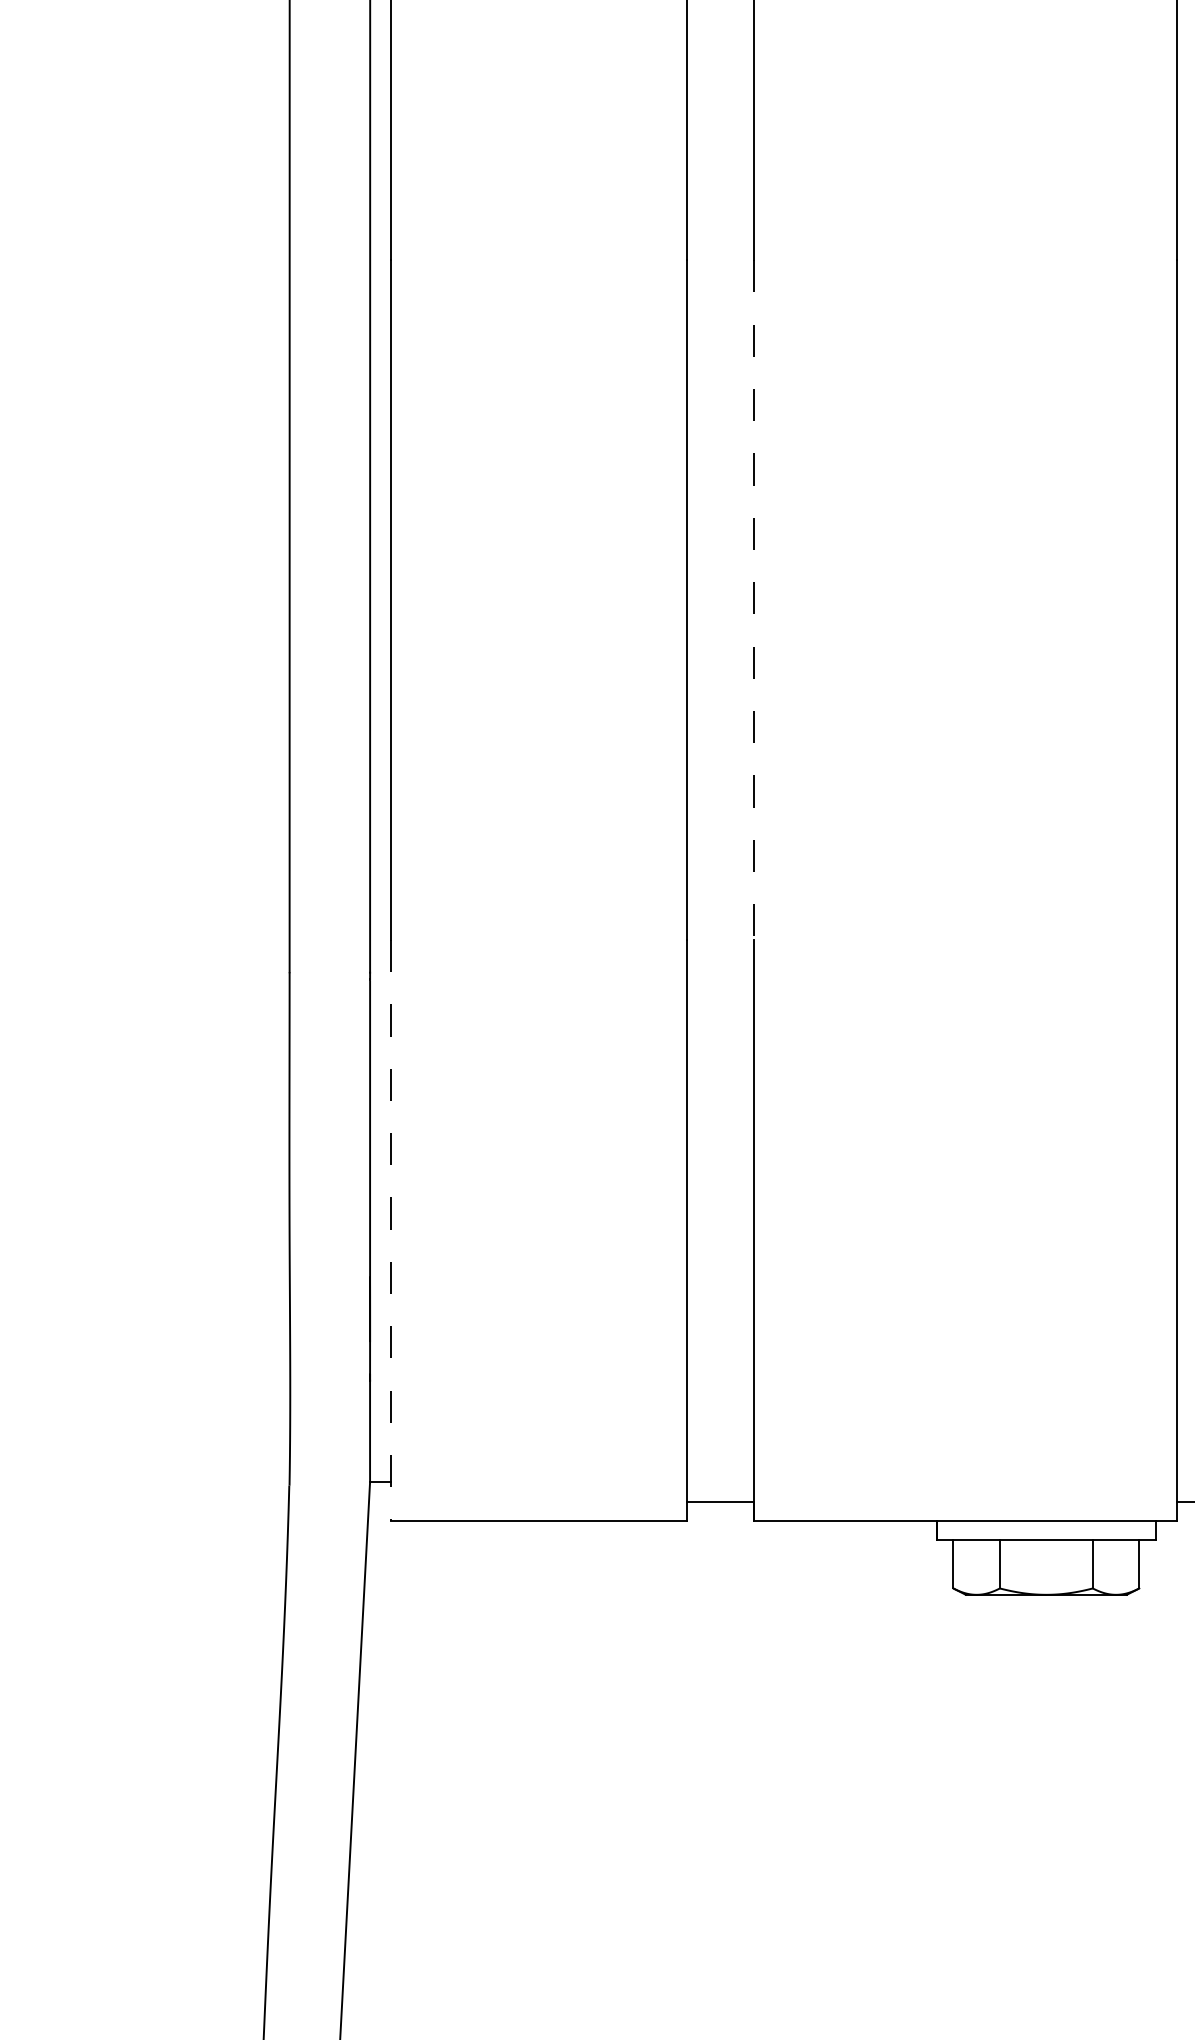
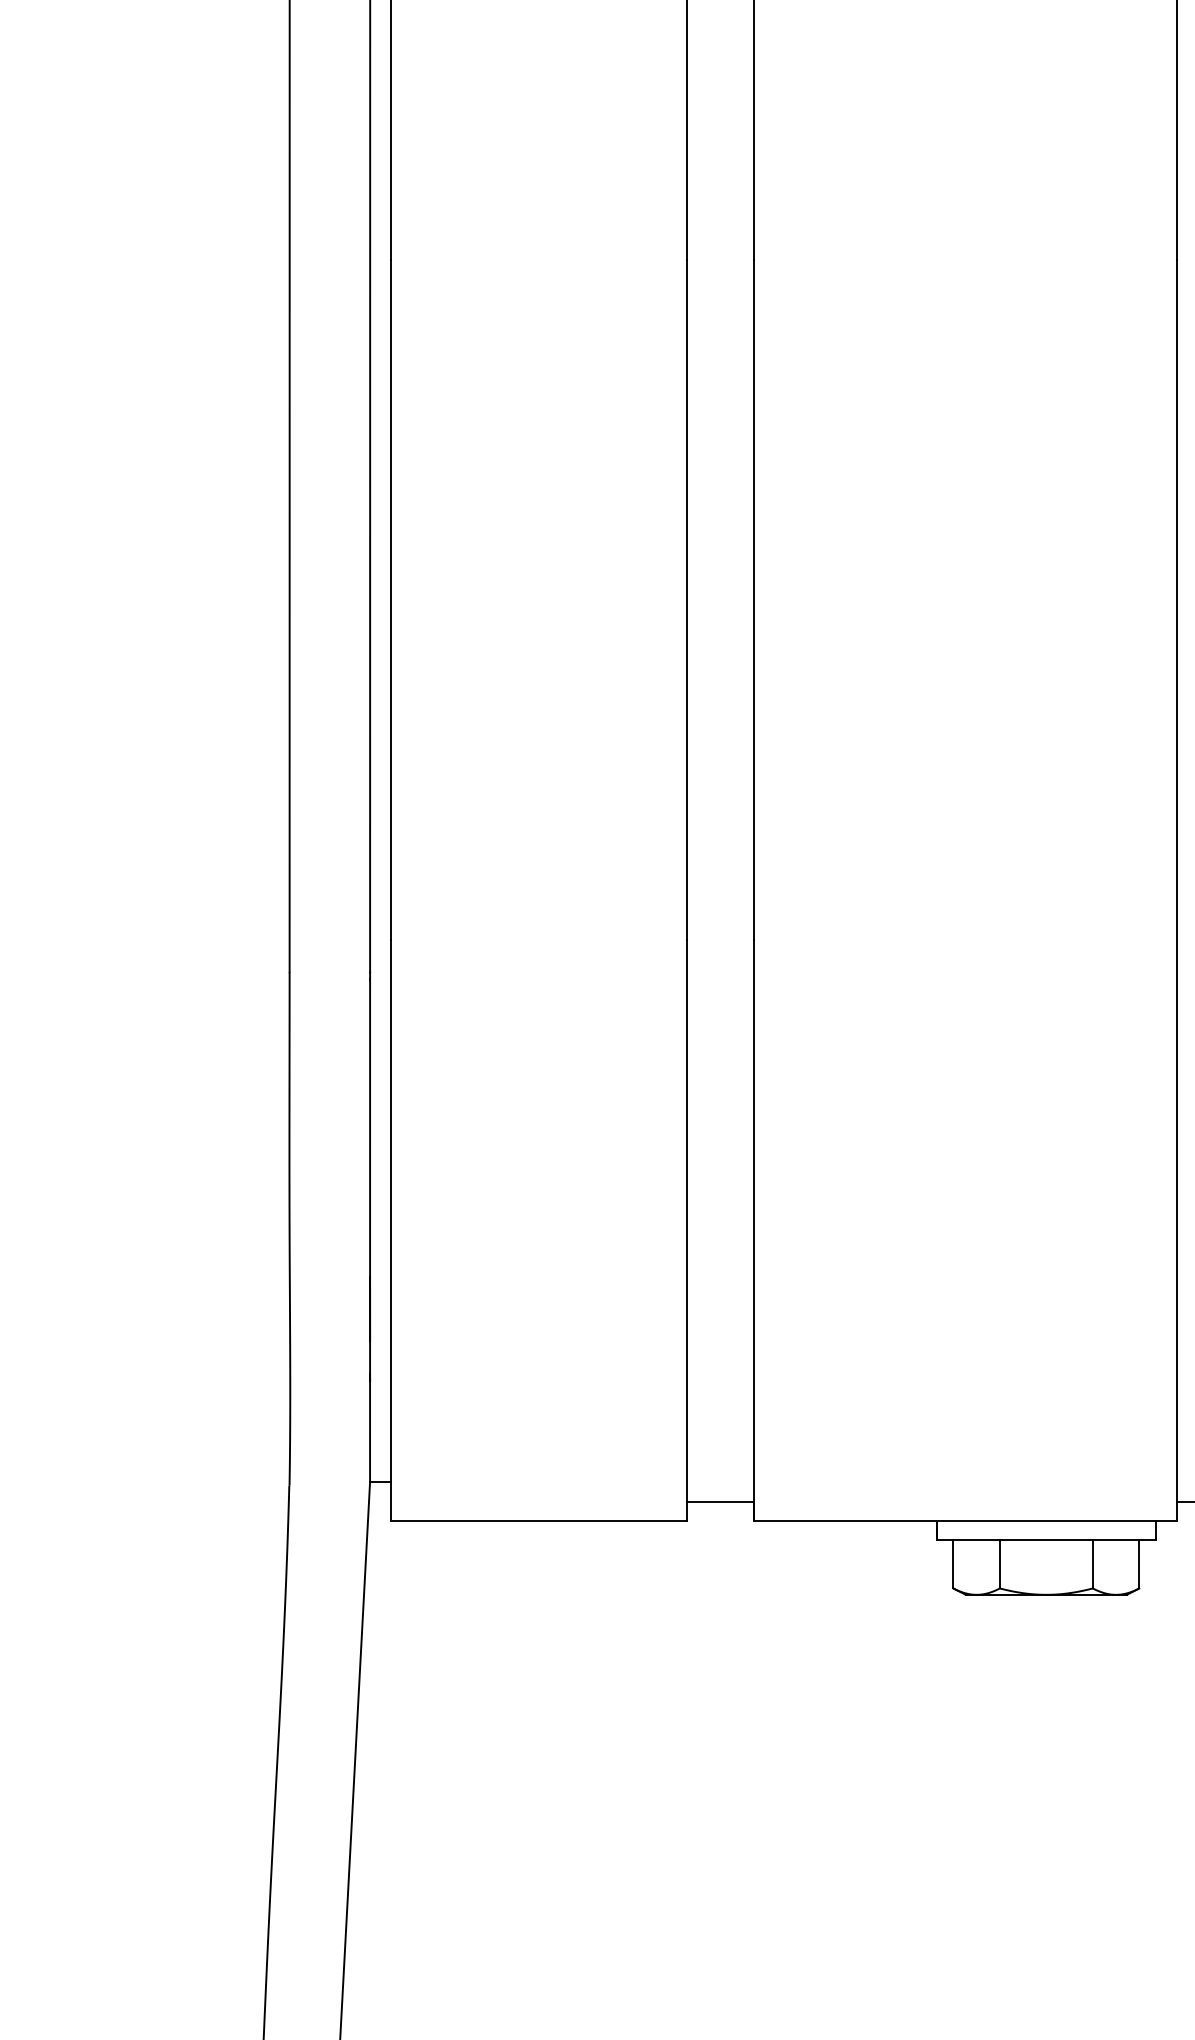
line: dashed -> solid (754, 600)
line: dashed -> solid (390, 1230)
